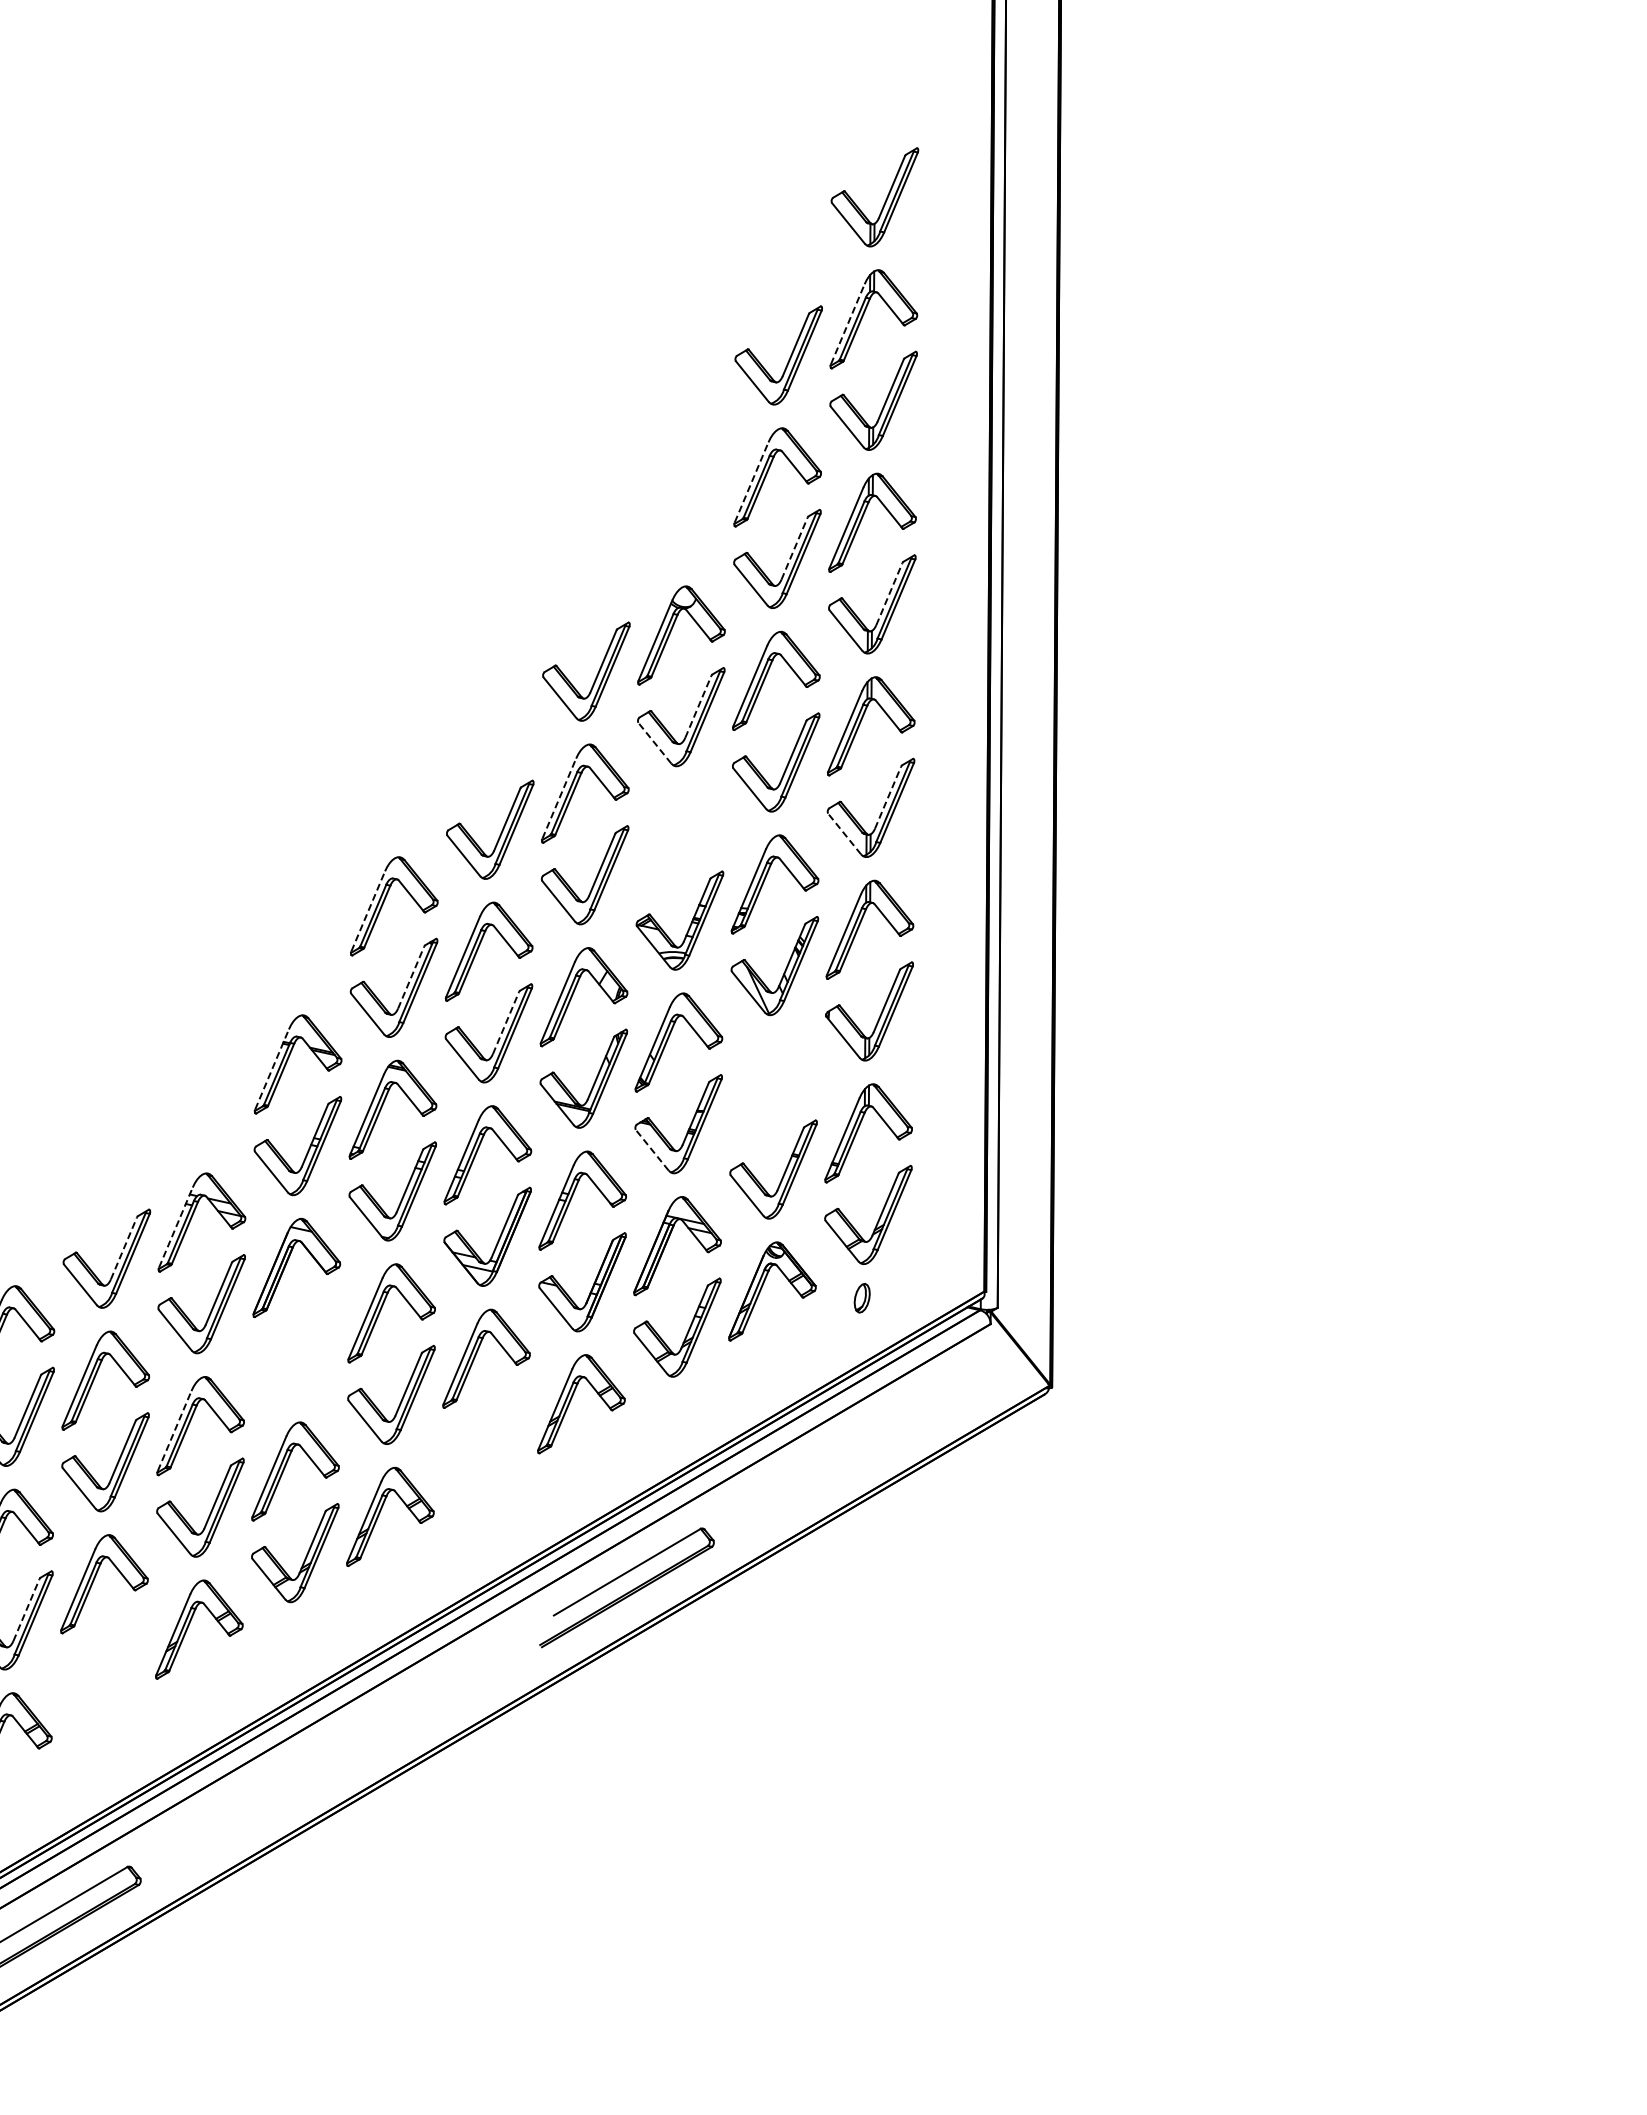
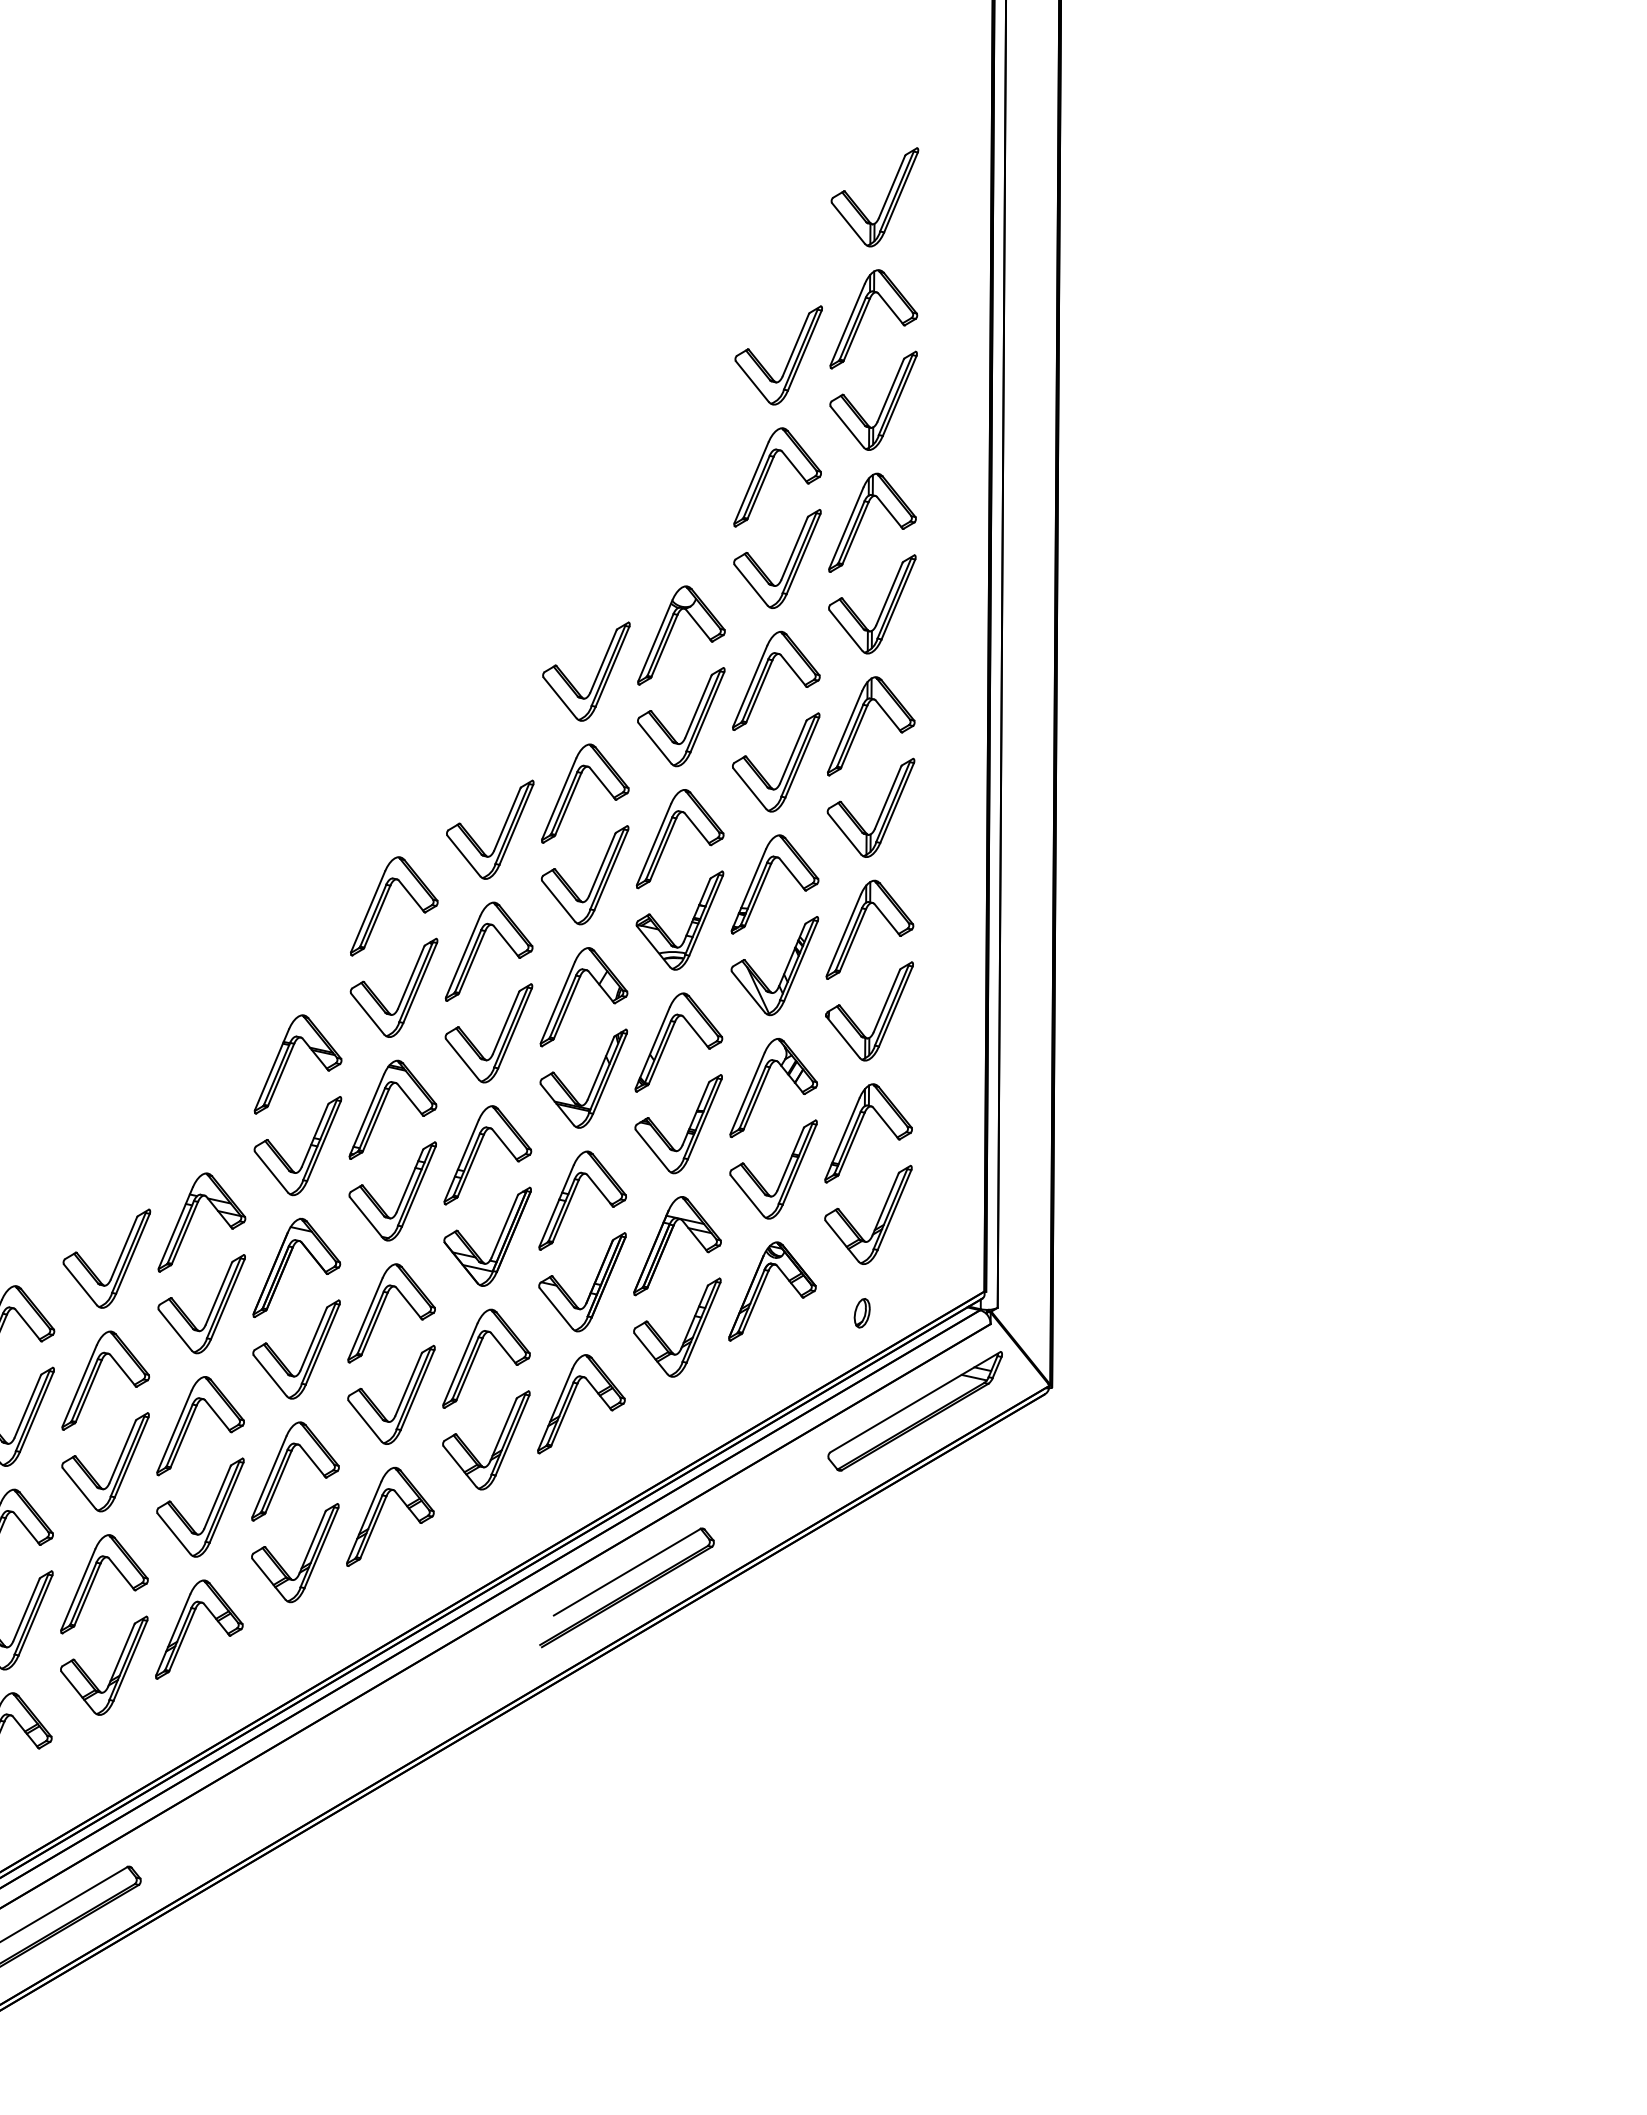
line: dashed -> solid (848, 323)
line: dashed -> solid (751, 481)
line: dashed -> solid (794, 548)
line: dashed -> solid (889, 594)
line: dashed -> solid (698, 706)
line: dashed -> solid (654, 742)
line: dashed -> solid (888, 797)
line: dashed -> solid (559, 798)
line: dashed -> solid (844, 833)
part: none -> present (669, 837)
line: dashed -> solid (368, 910)
line: dashed -> solid (411, 977)
line: dashed -> solid (506, 1023)
line: dashed -> solid (272, 1068)
part: none -> present (763, 1085)
line: dashed -> solid (651, 1149)
line: dashed -> solid (176, 1227)
line: dashed -> solid (123, 1248)
part position: (861, 1298) -> (861, 1313) (861, 1313)
part: none -> present (306, 1353)
part: none -> present (914, 1411)
line: dashed -> solid (174, 1430)
part: none -> present (495, 1445)
line: dashed -> solid (26, 1610)
part: none -> present (114, 1668)
